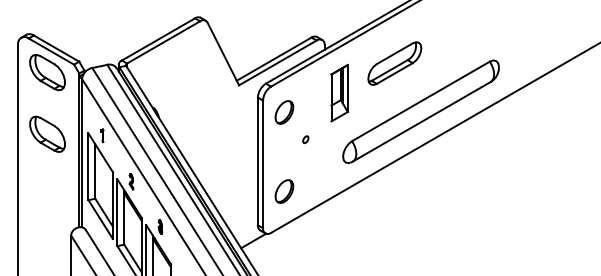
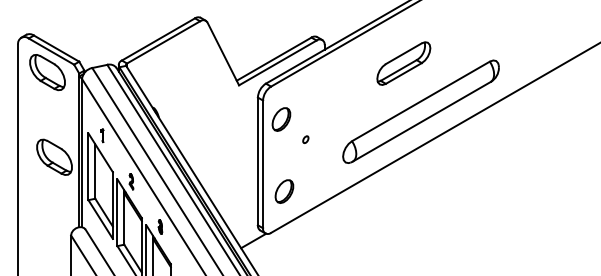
part position: (394, 63) -> (403, 63) (403, 63)
part: present -> none (339, 93)
part position: (284, 112) -> (281, 119) (281, 119)
part position: (47, 133) -> (54, 156) (54, 156)
